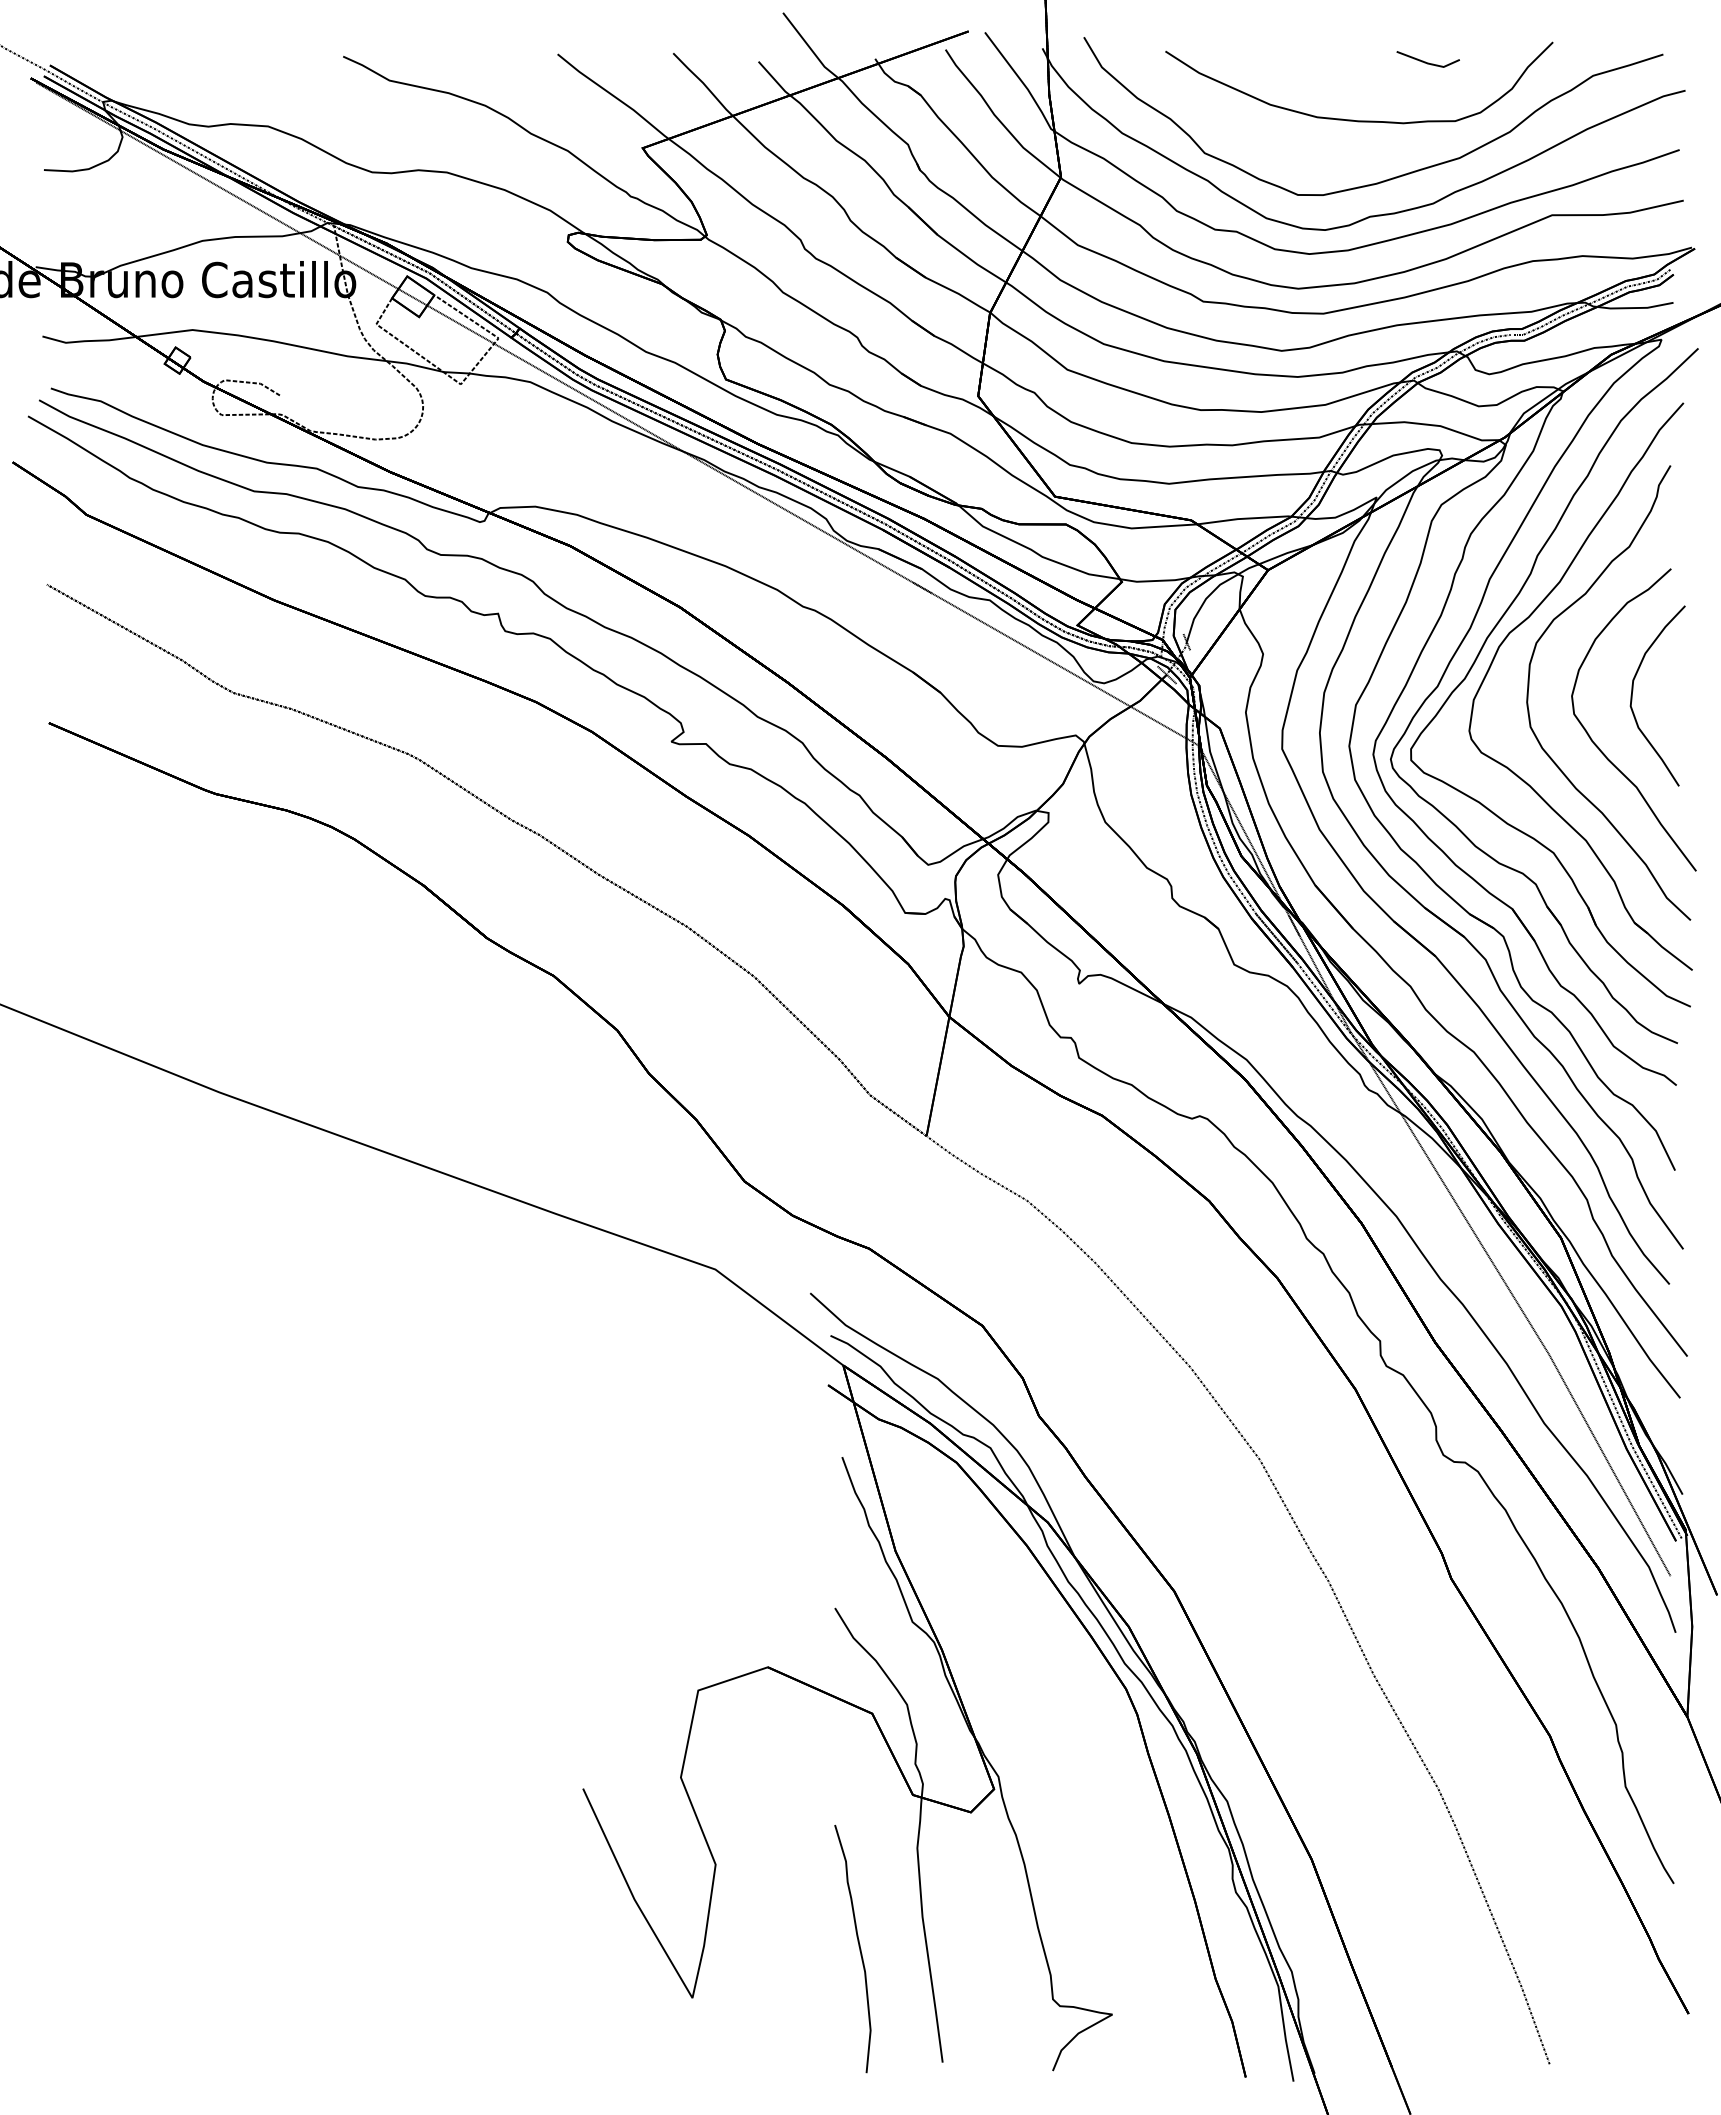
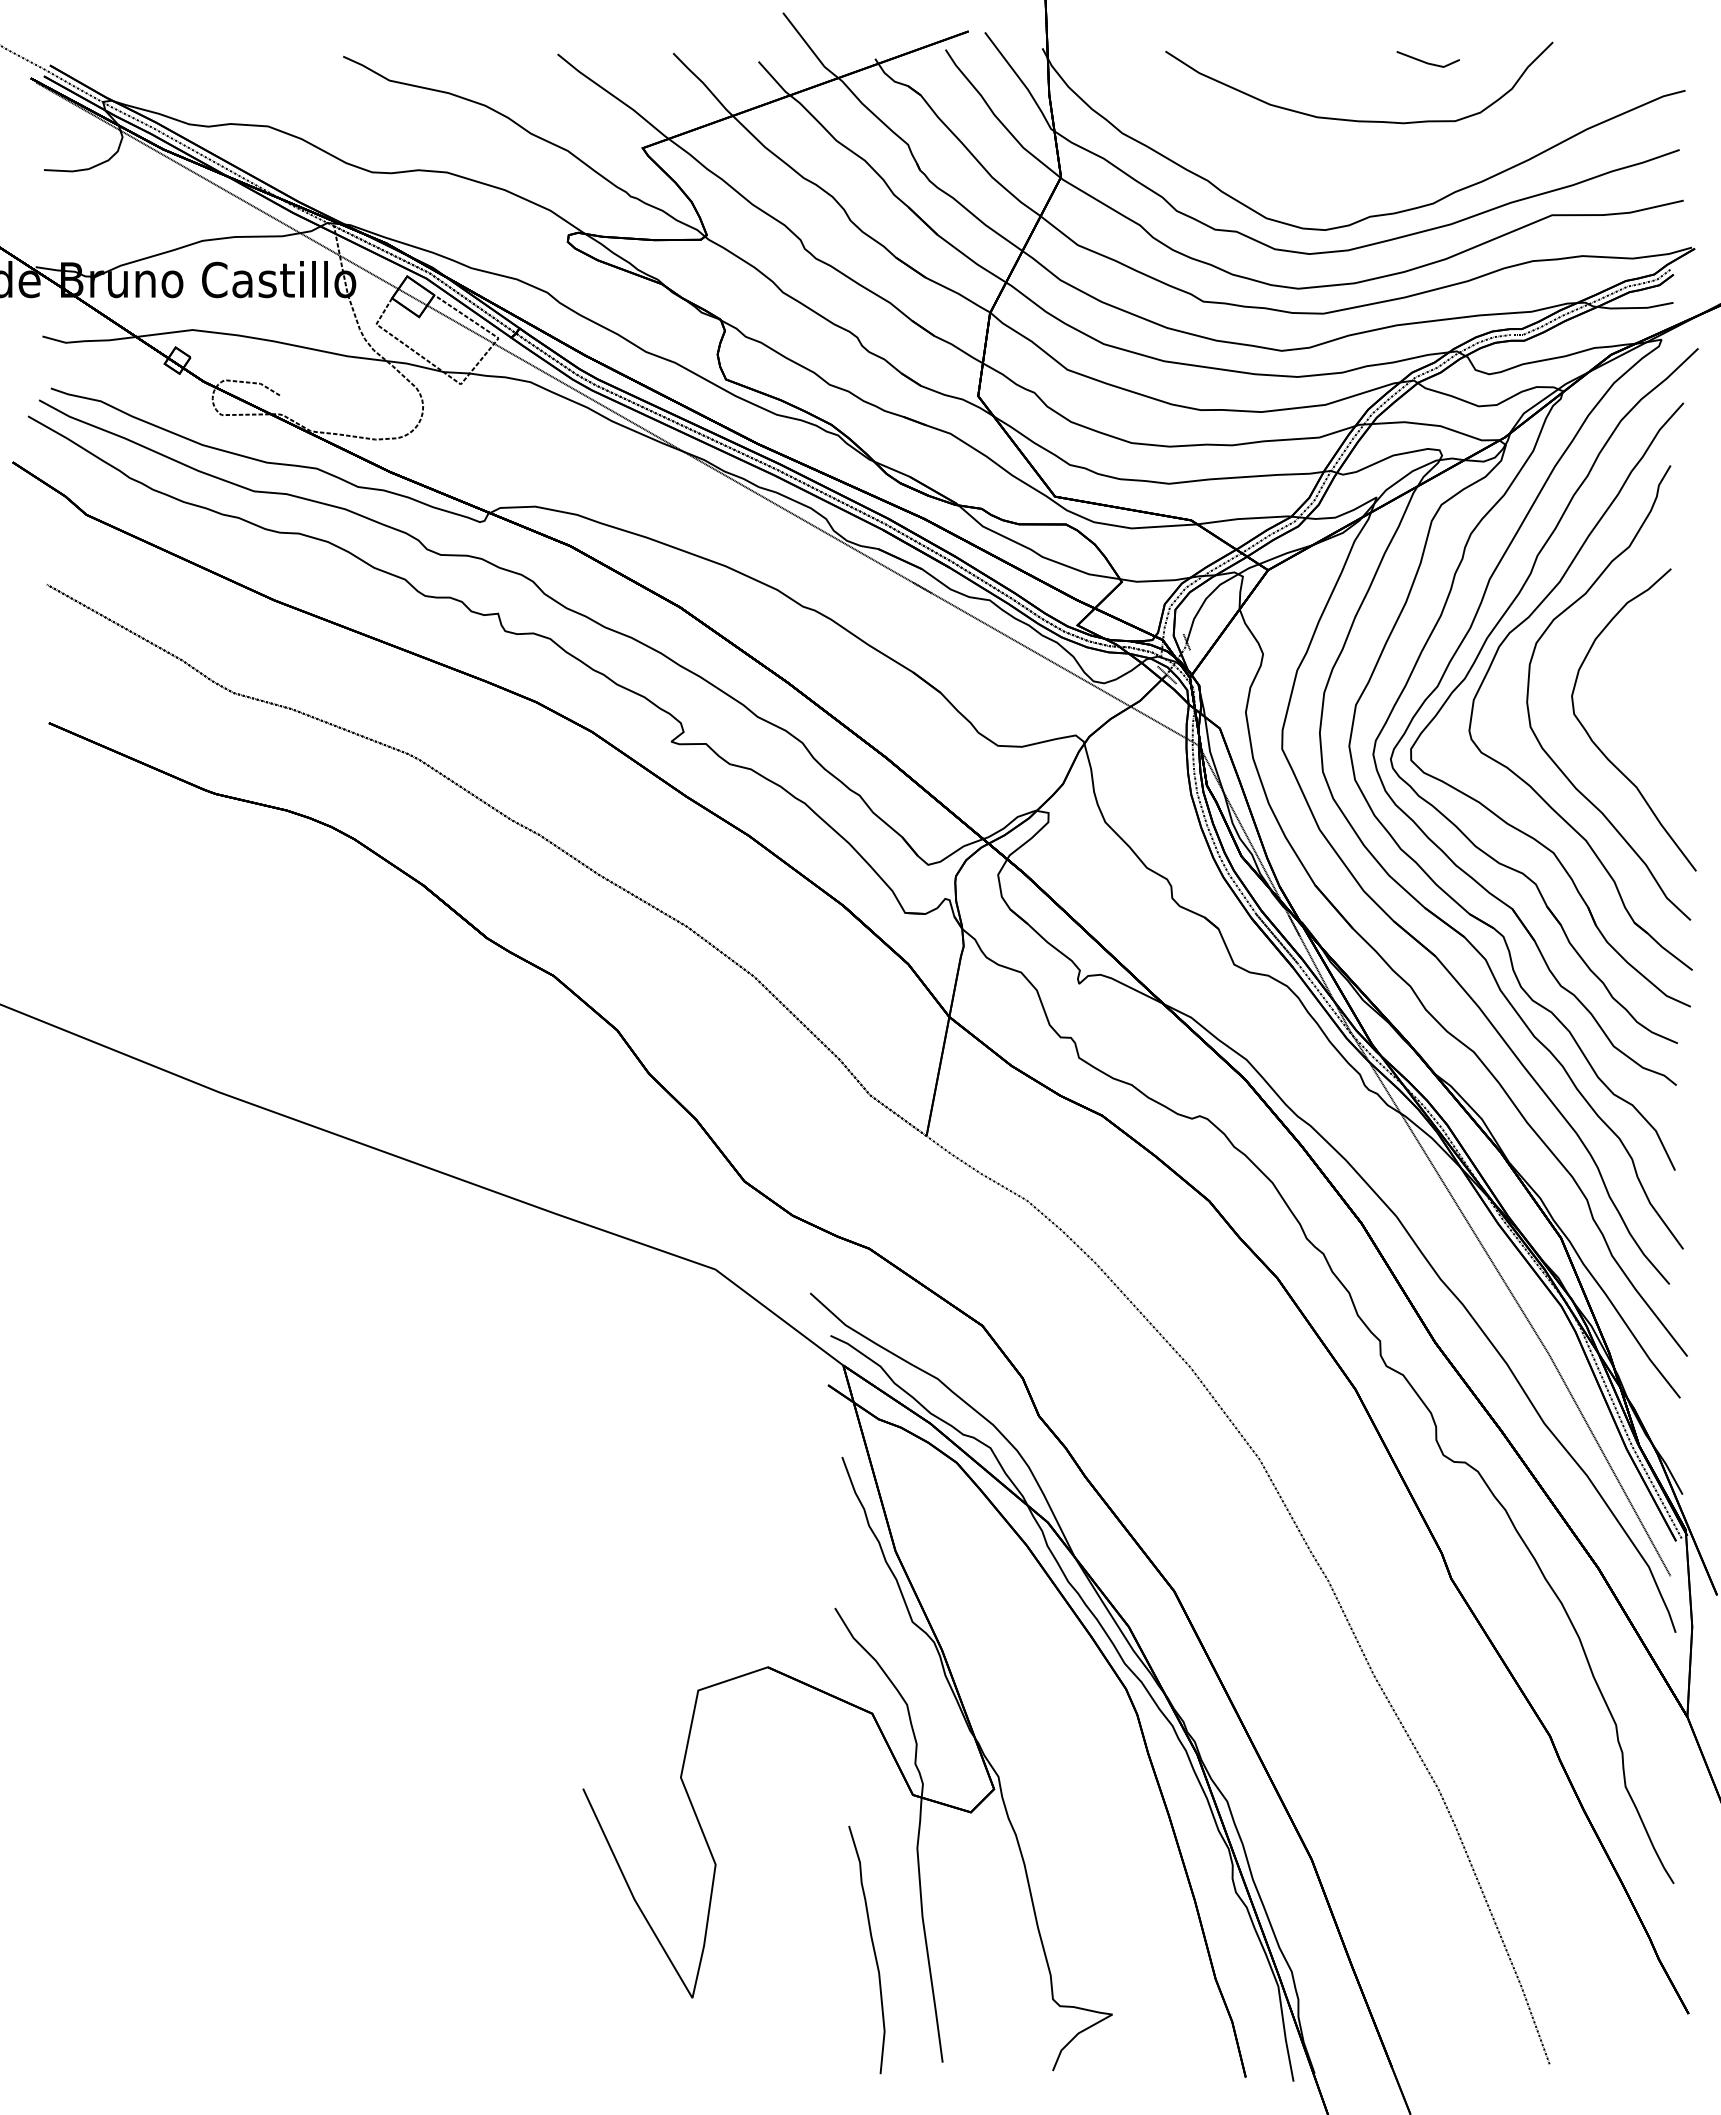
curve: present -> none (1392, 177)
curve: present -> none (1633, 691)
curve position: (858, 1946) -> (872, 1947) (872, 1947)
